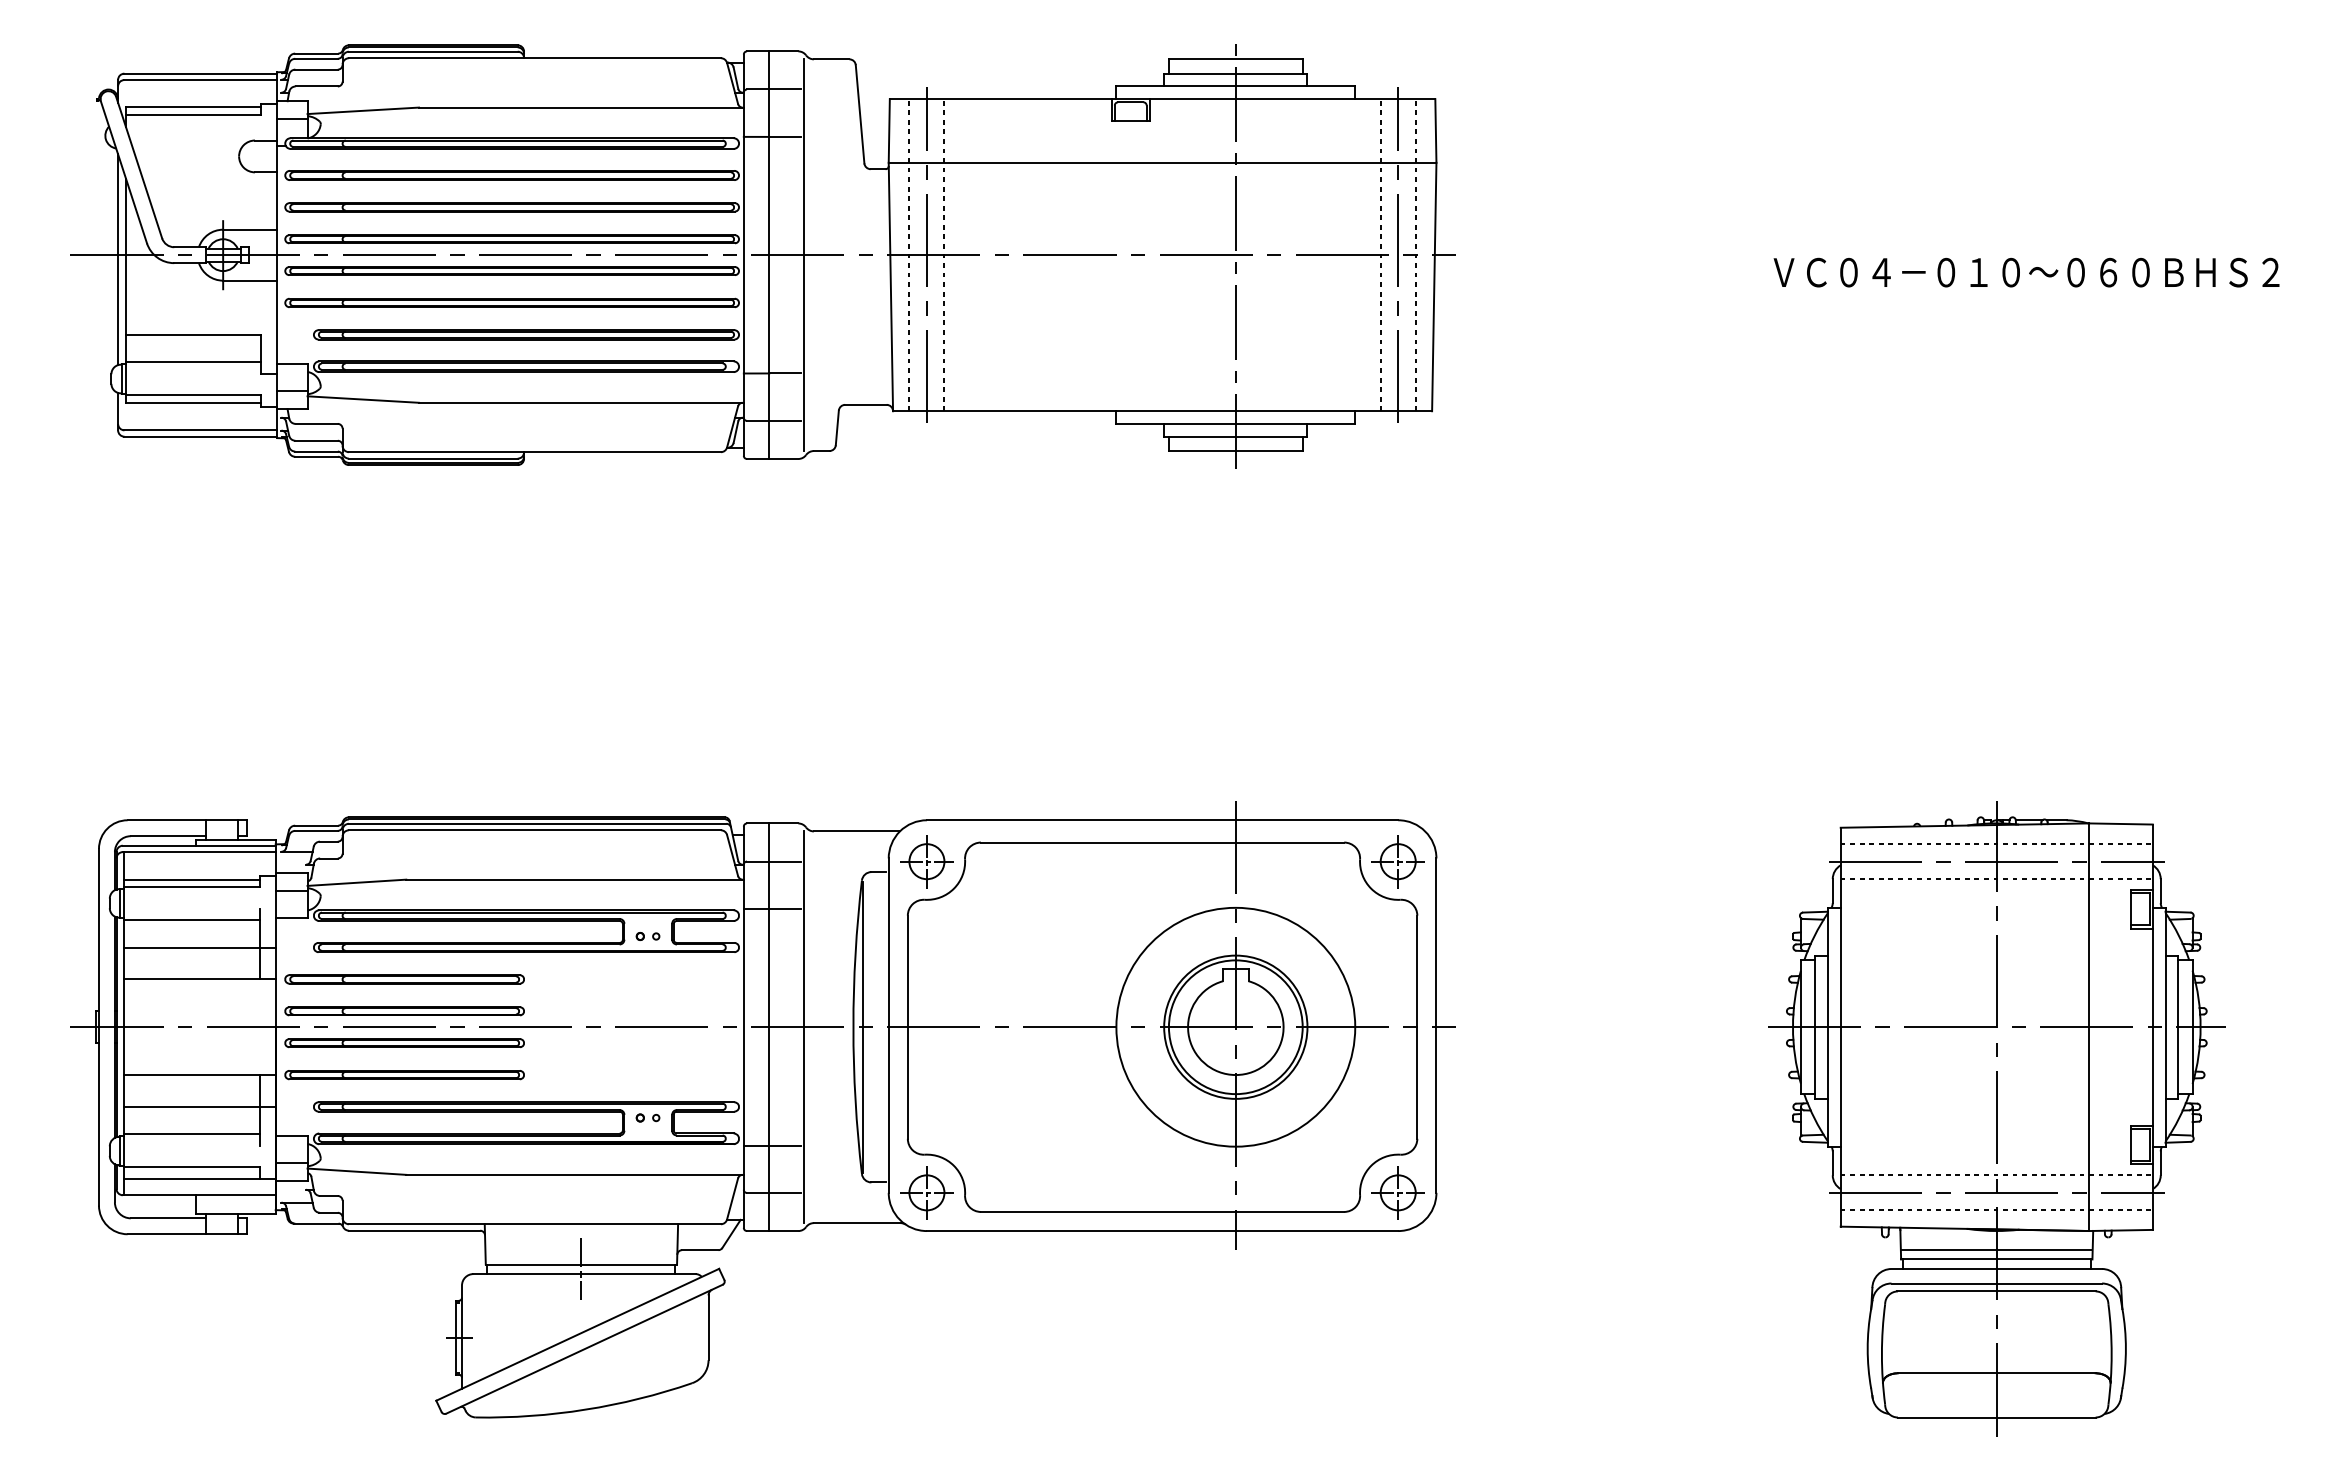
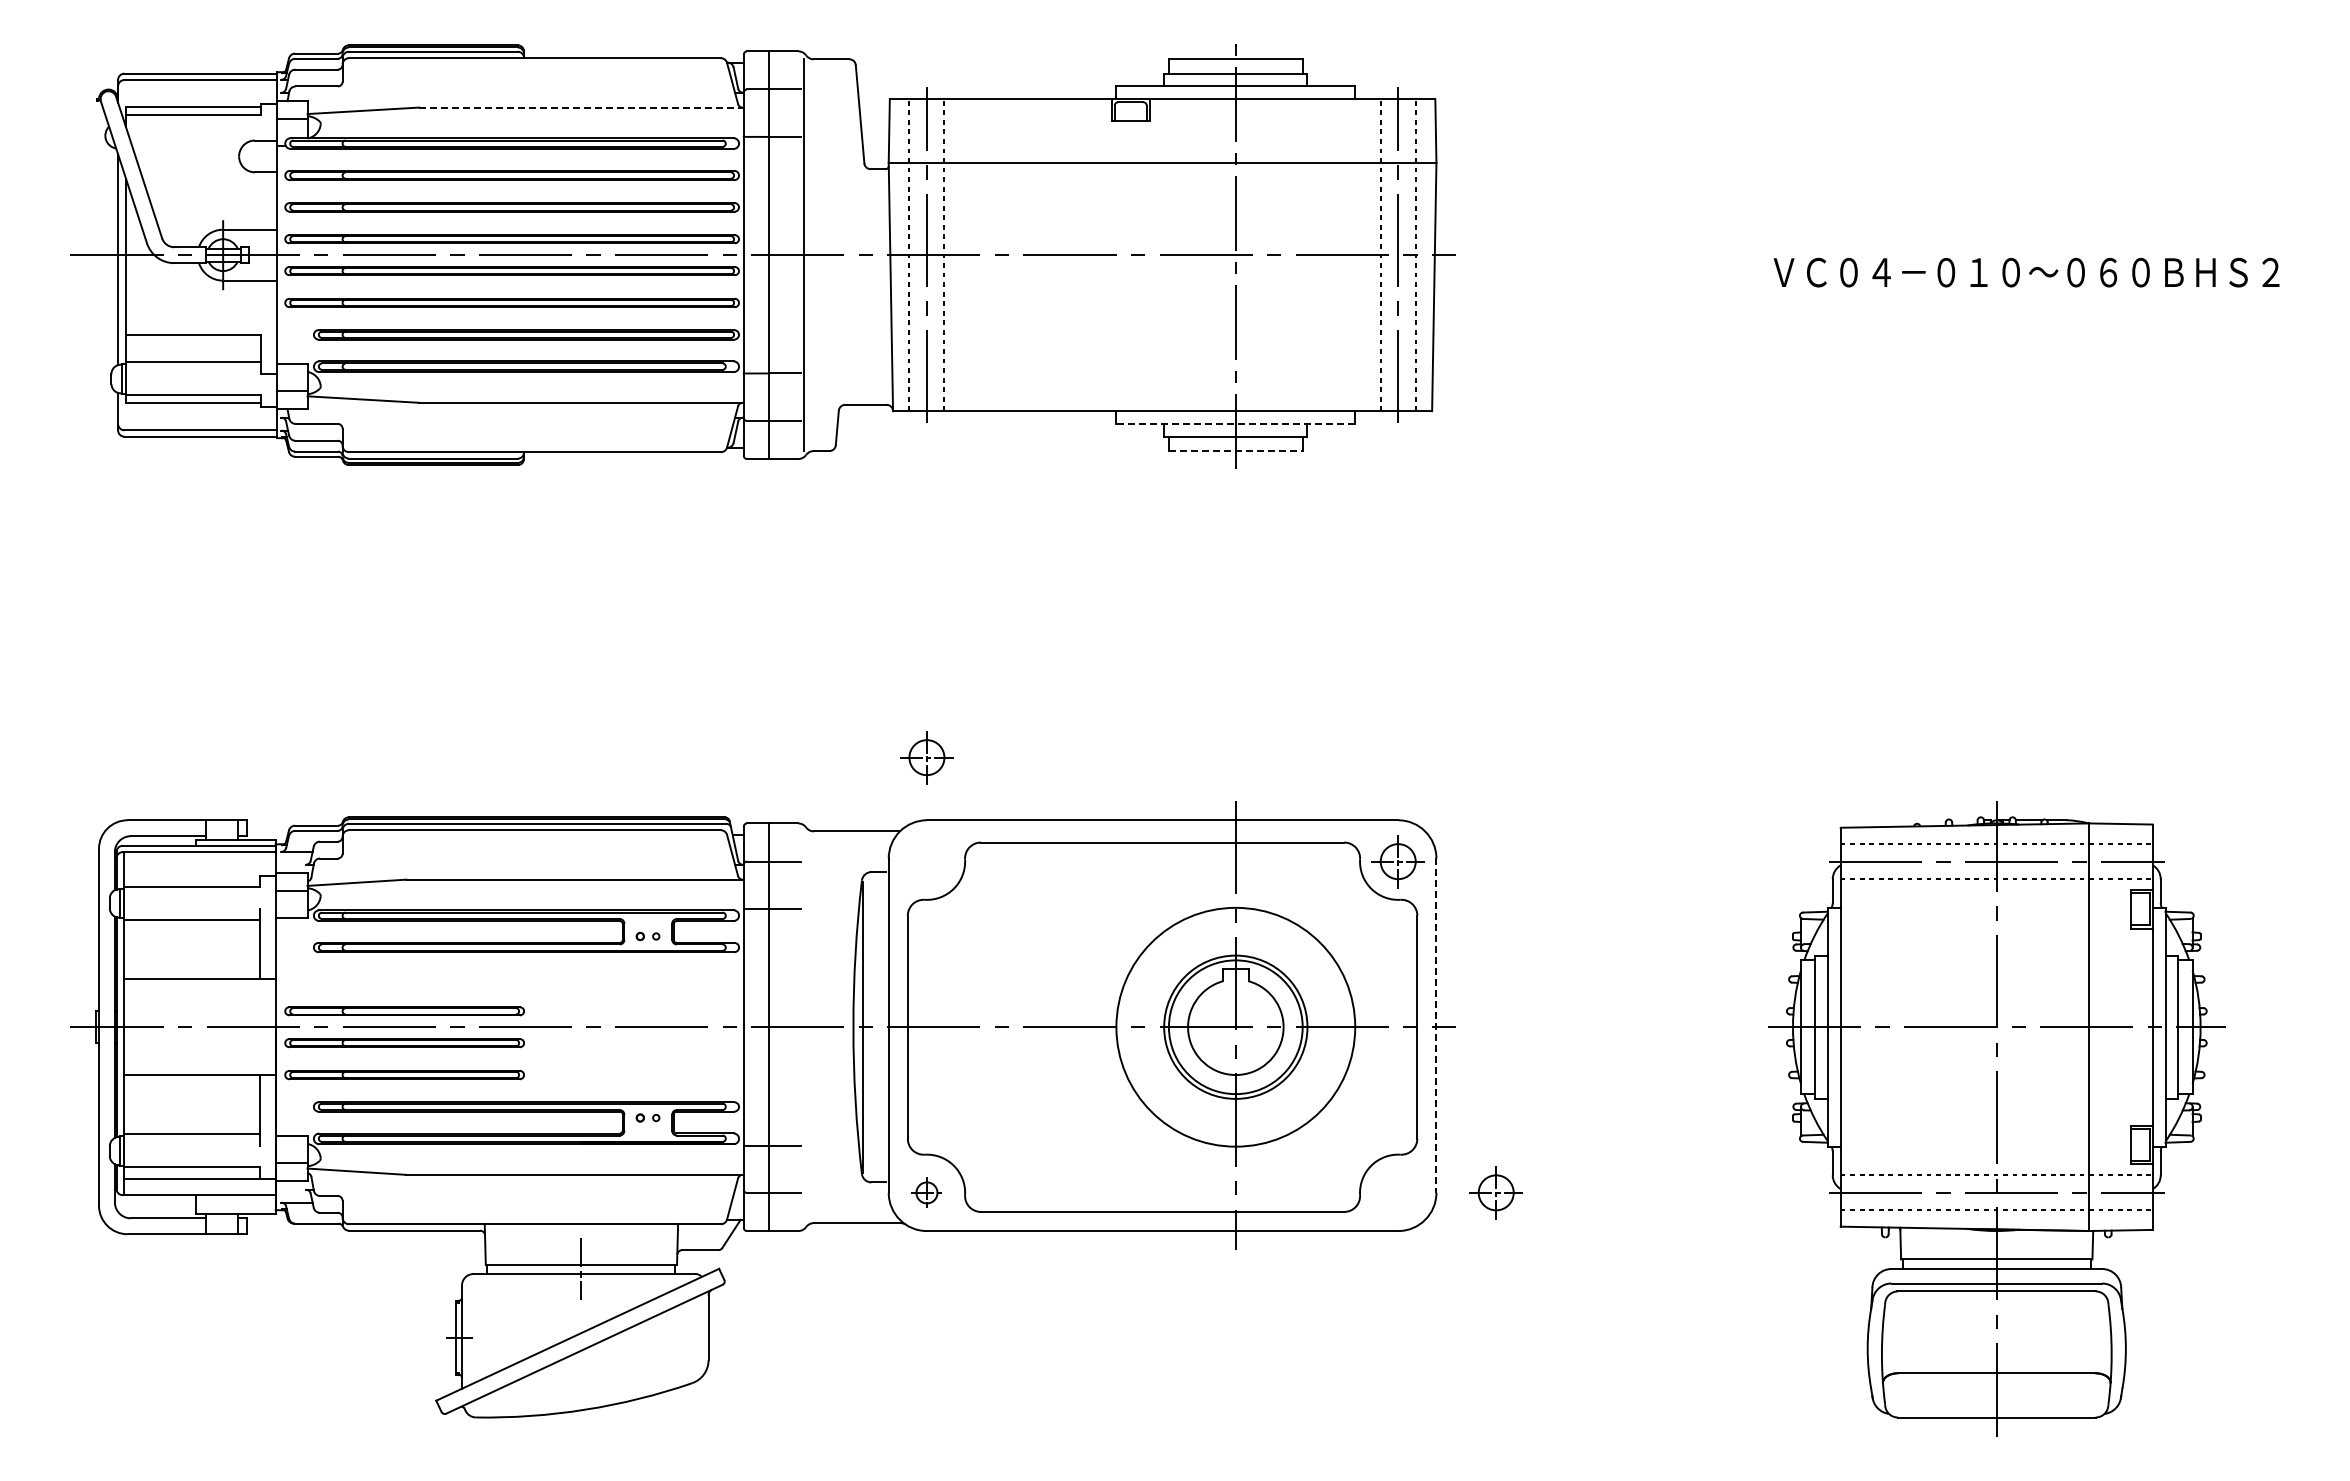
line: solid -> dashed (581, 107)
line: solid -> dashed (1235, 423)
line: solid -> dashed (1235, 451)
part position: (926, 861) -> (926, 757) (926, 757)
line: present -> none (191, 879)
line: present -> none (199, 947)
part: present -> none (404, 979)
line: solid -> dashed (1436, 1026)
line: present -> none (804, 1027)
line: present -> none (199, 1106)
part size: 54x54 px -> 31x31 px (926, 1192)
part position: (1397, 1192) -> (1495, 1192) (1495, 1192)
line: present -> none (1996, 1250)
